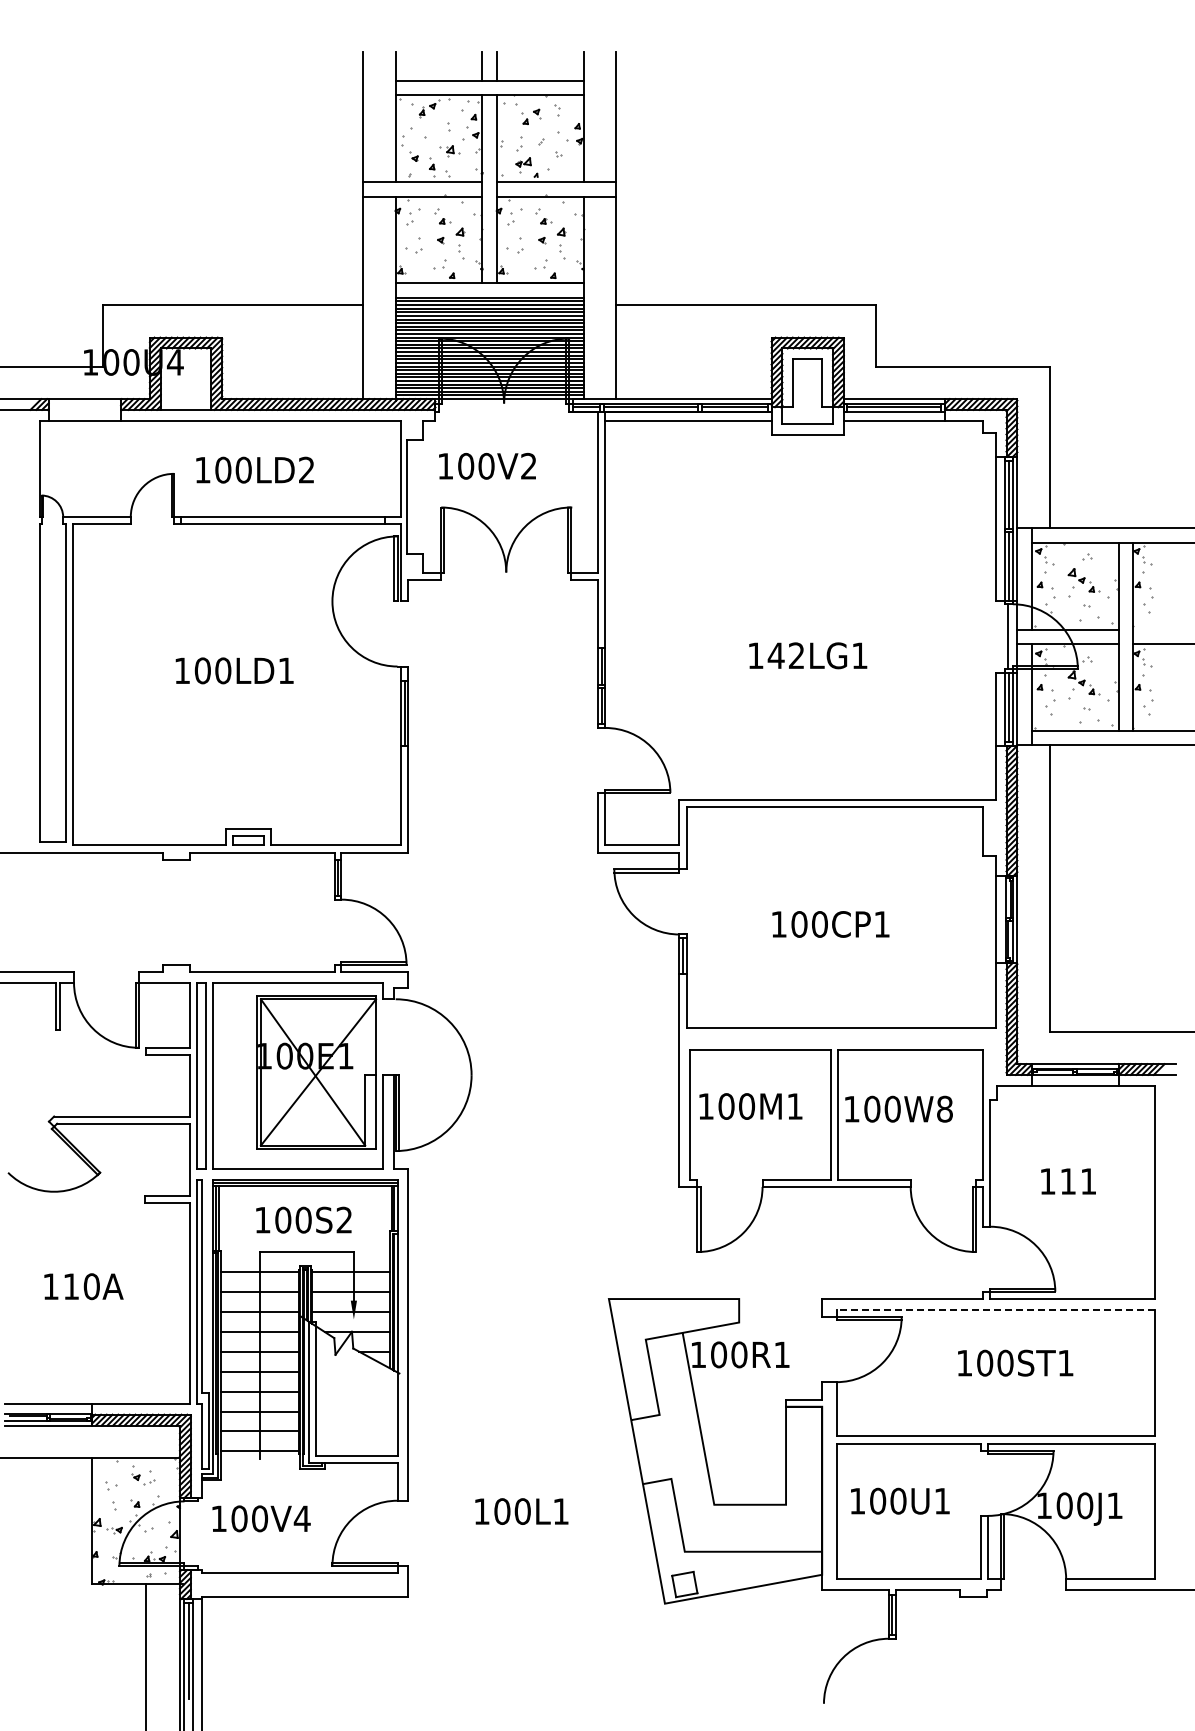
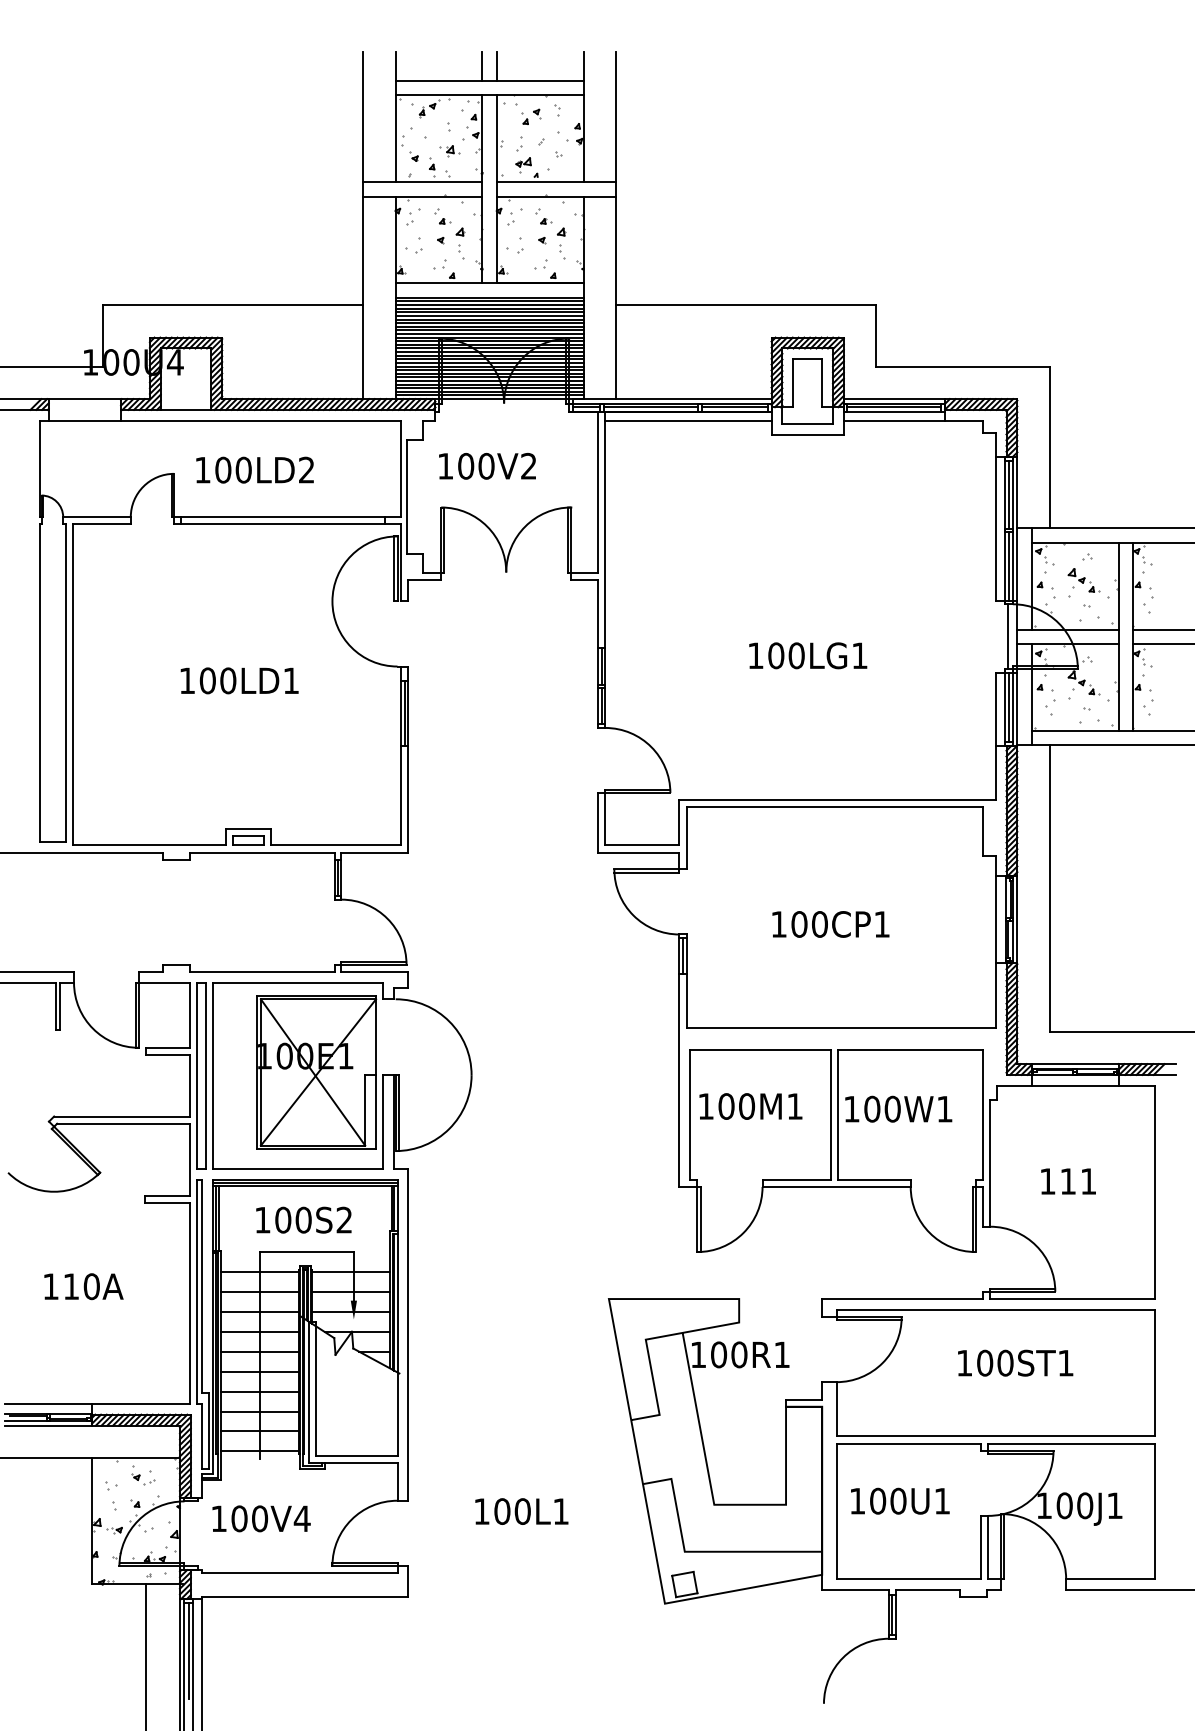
line: none -> present (1162, 629)
text: 142LG1 -> 100LG1 (785, 655)
text position: (234, 670) -> (239, 680) (239, 680)
text: 100W8 -> 100W1 (944, 1108)
line: dashed -> solid (995, 1309)
